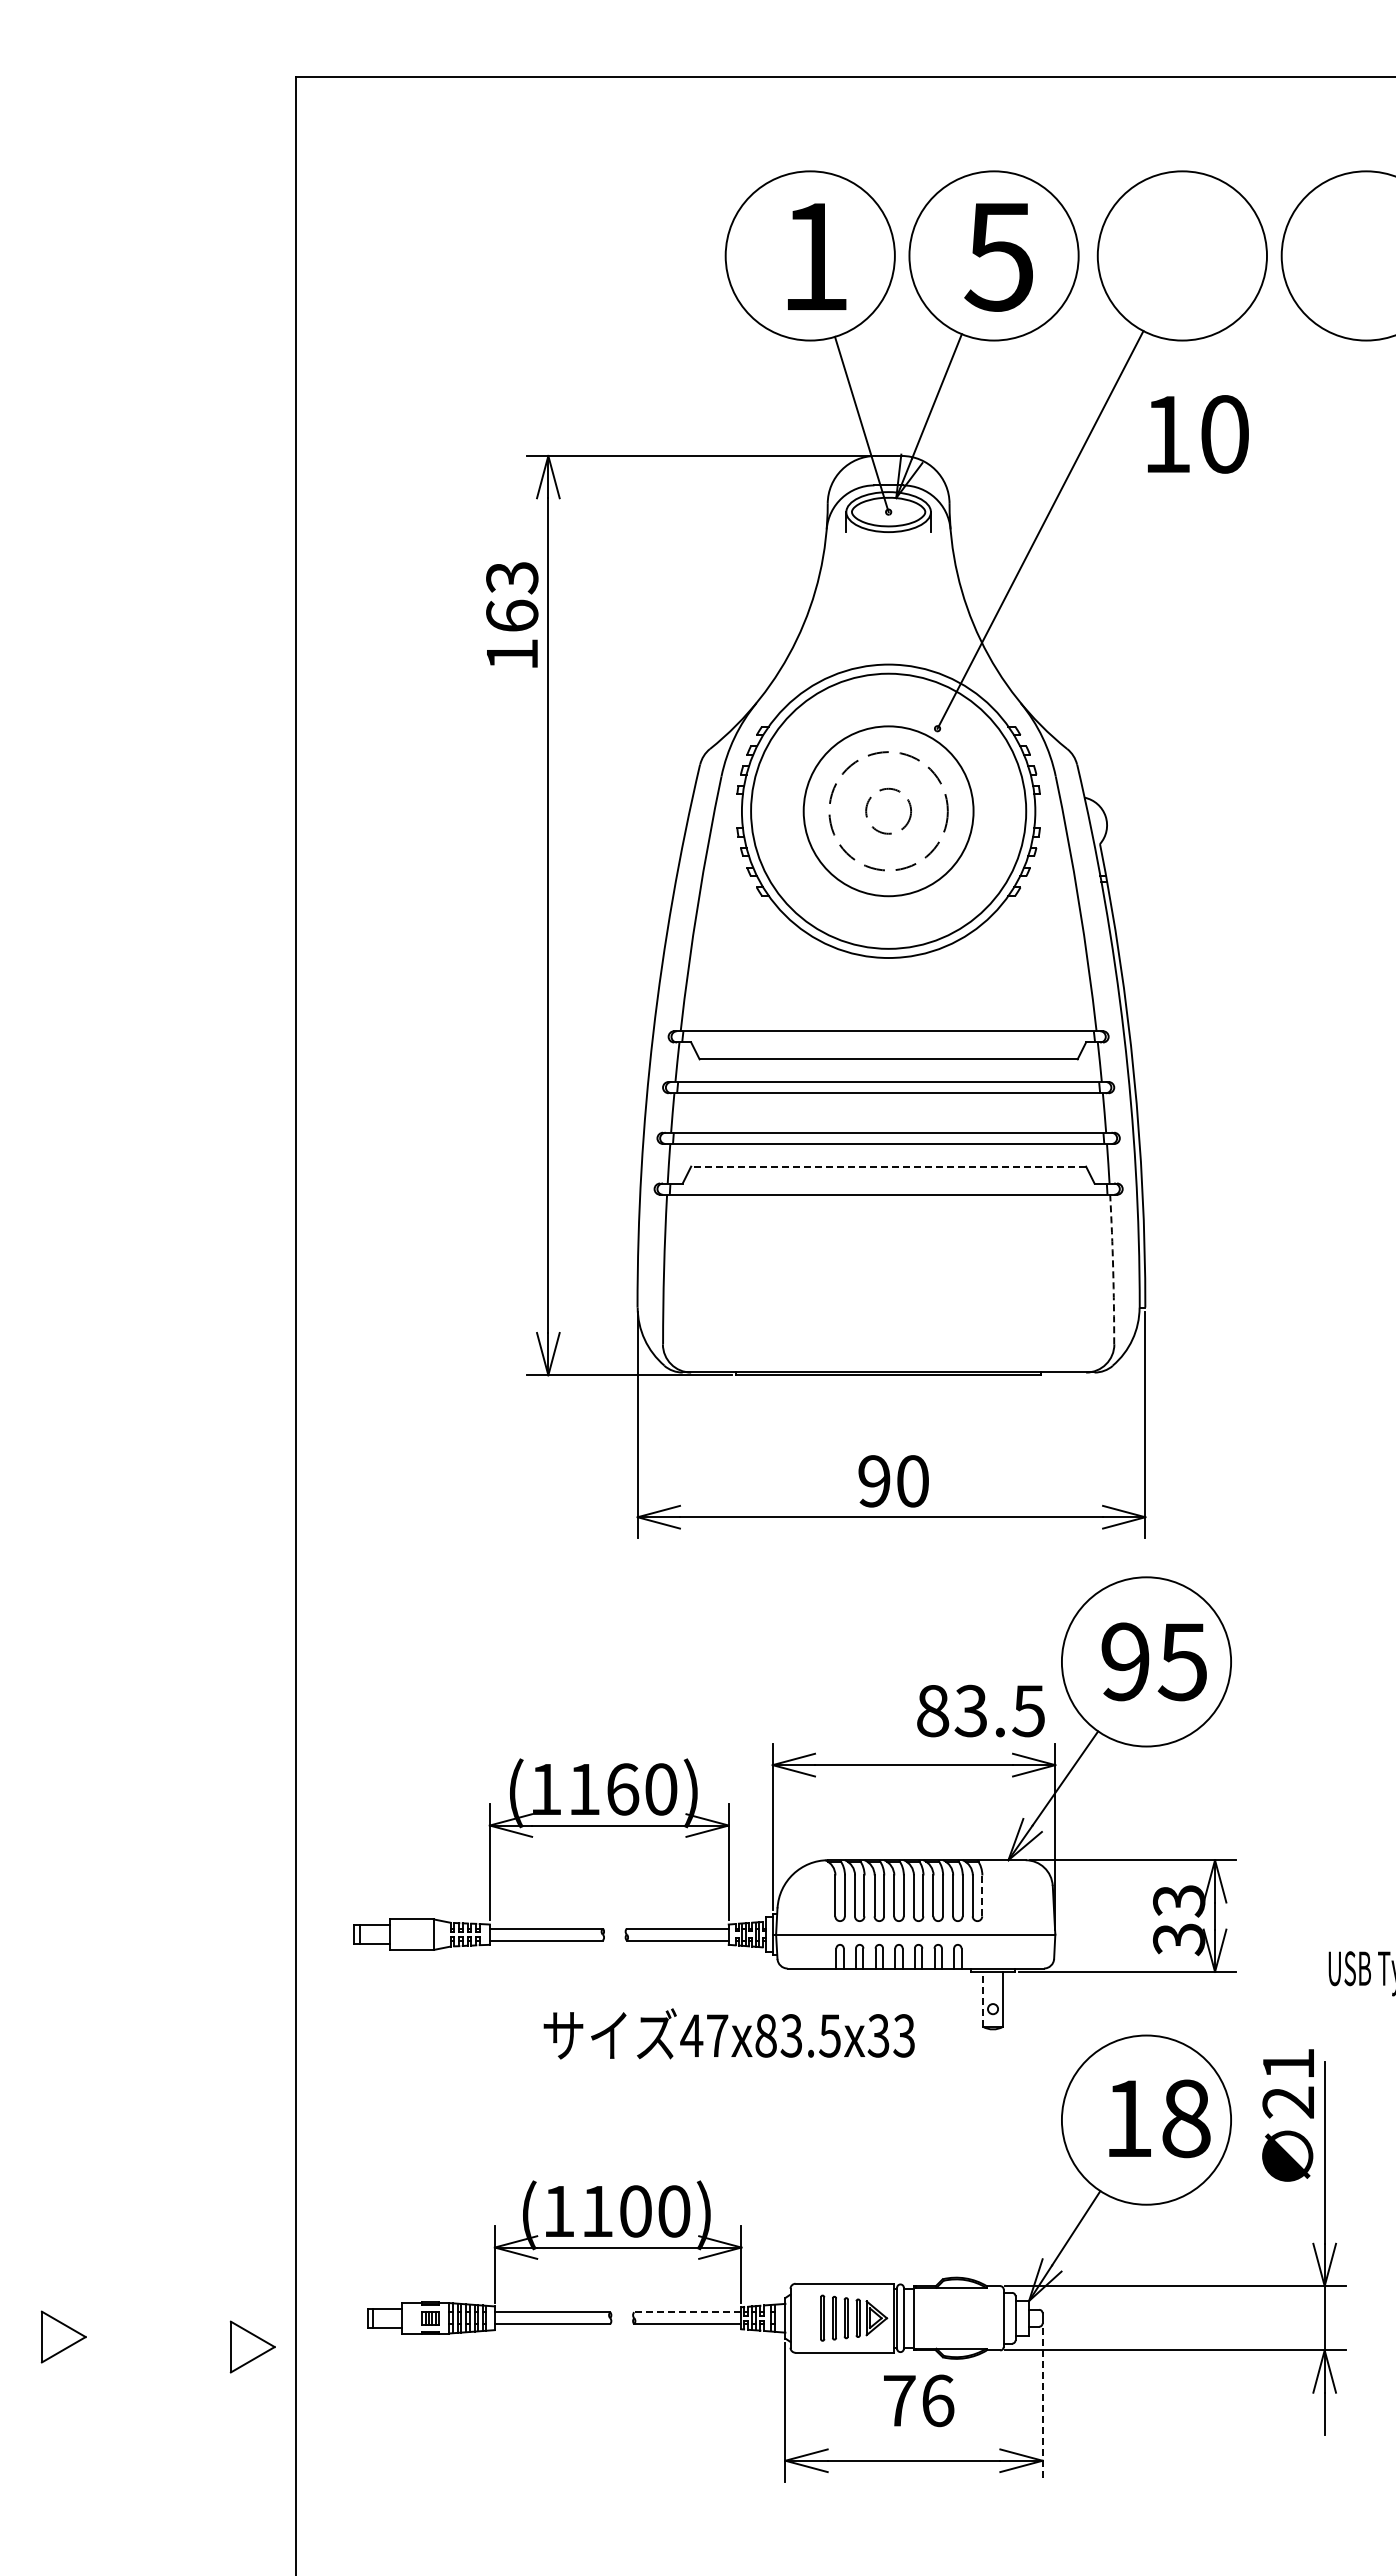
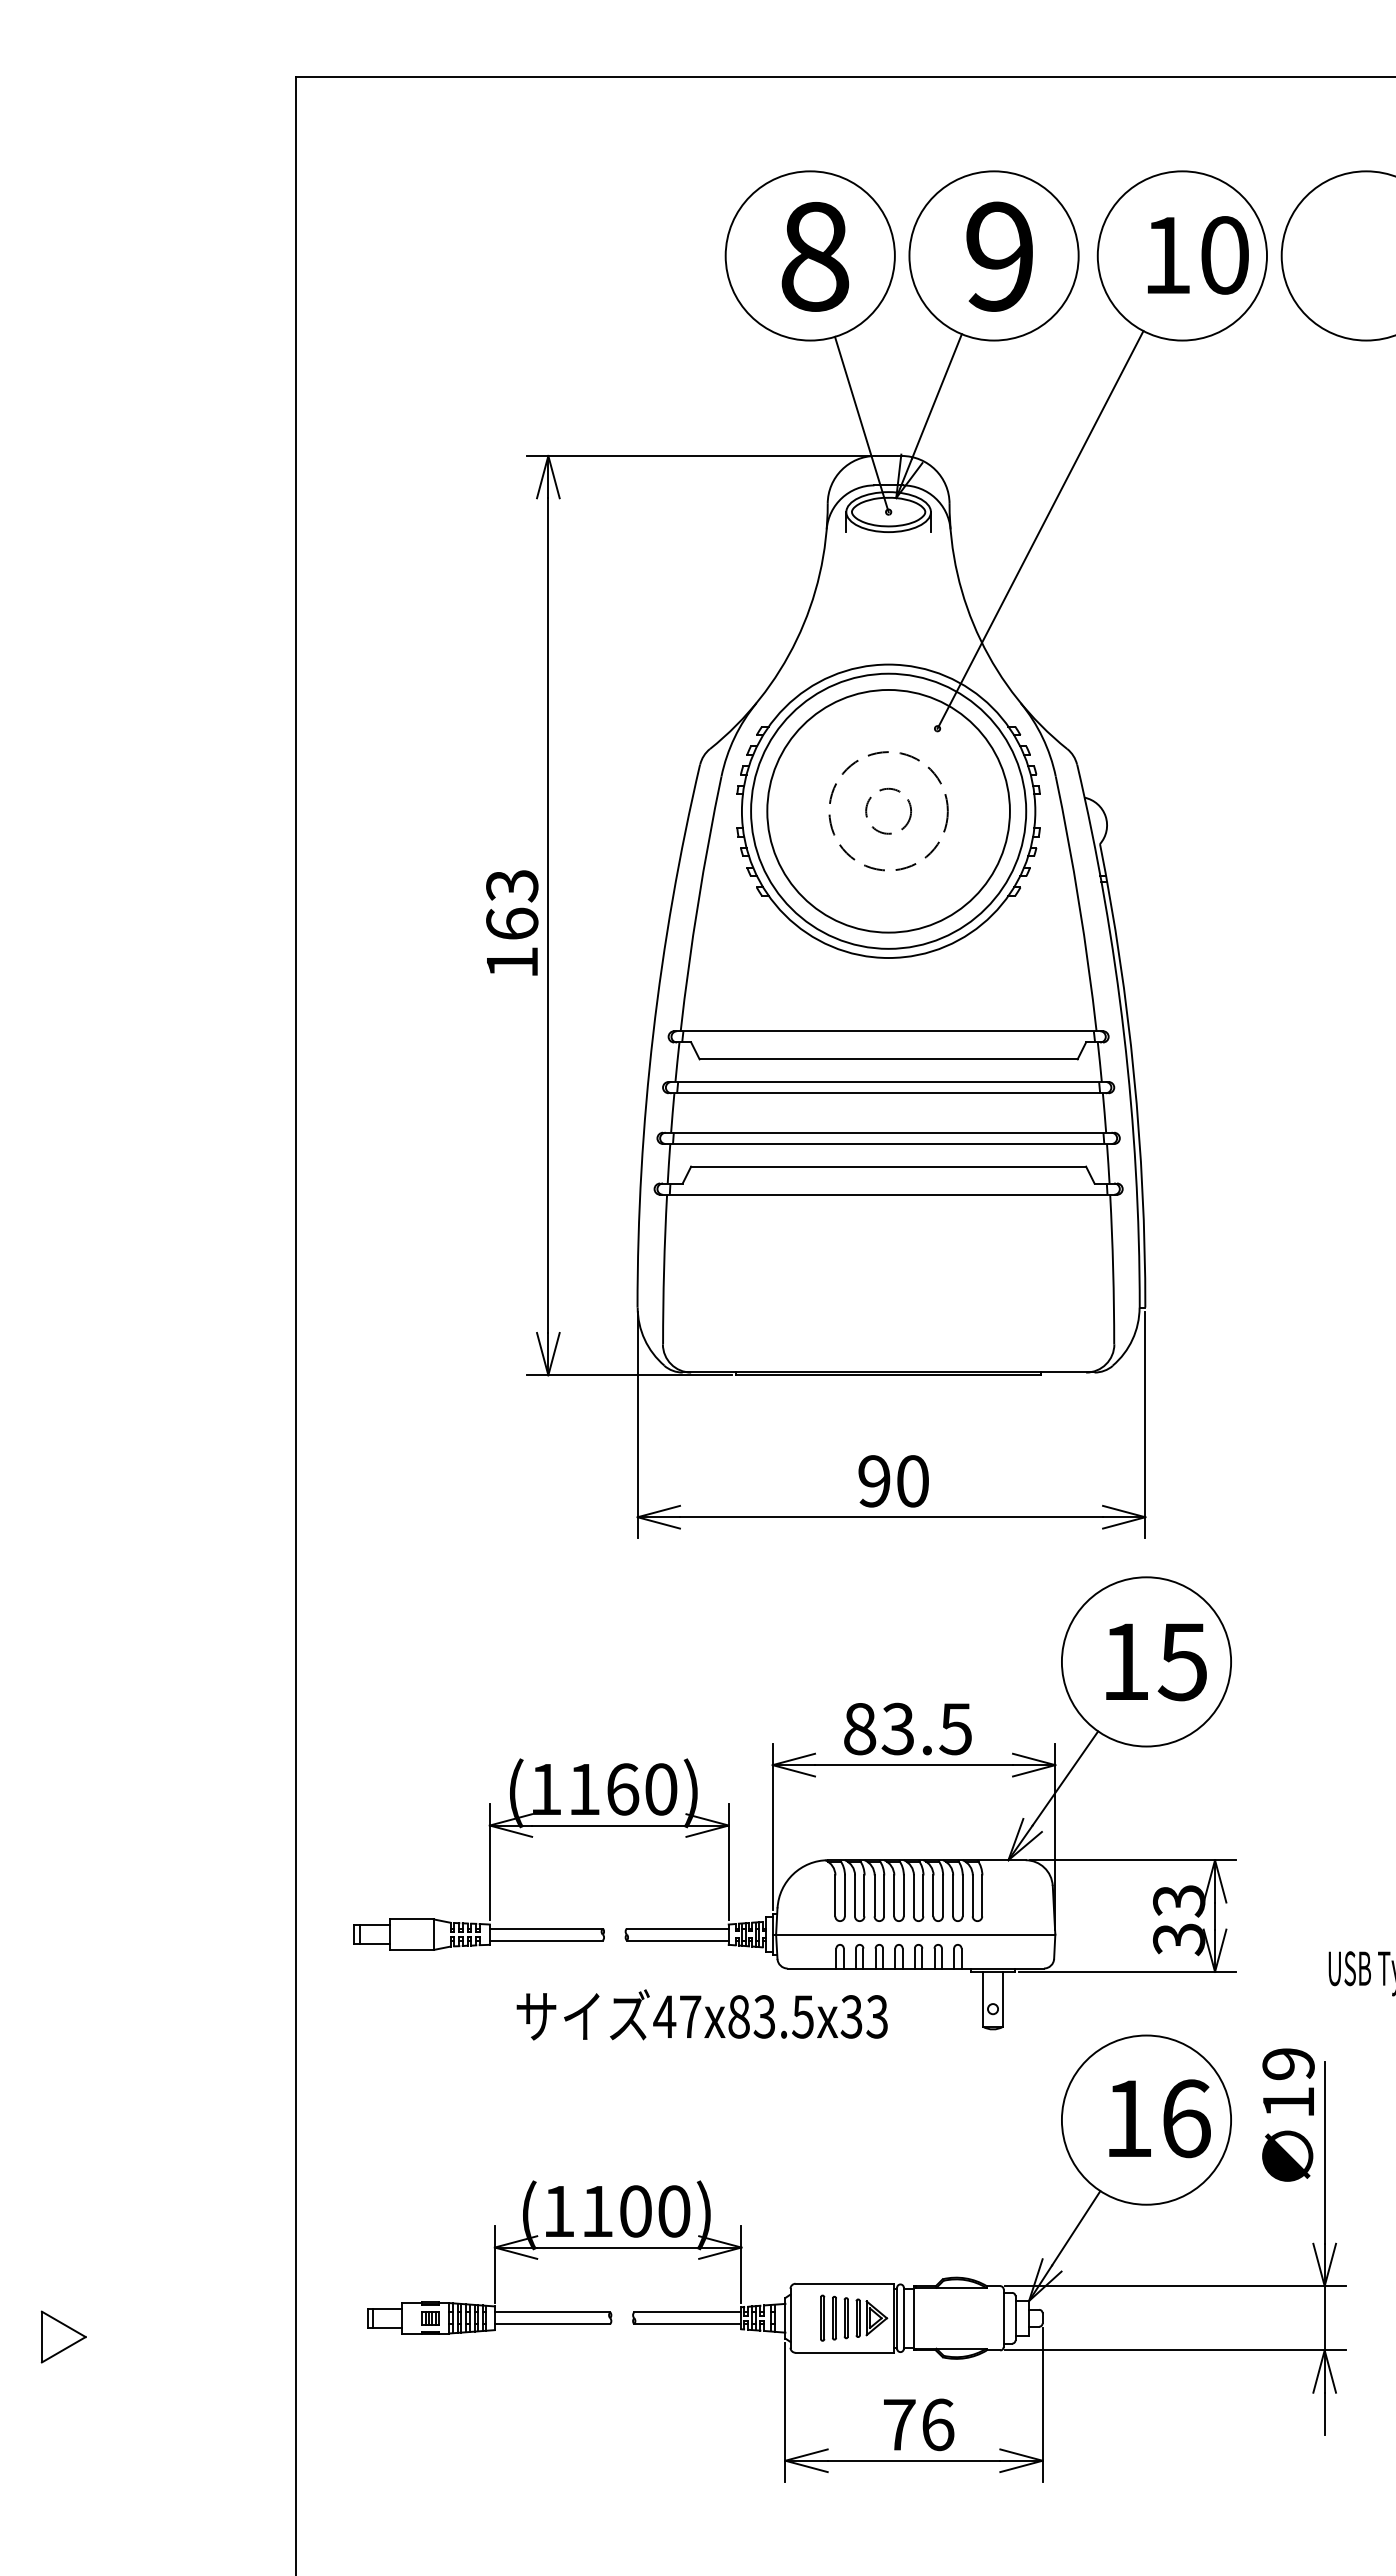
text: 1 -> 8 (815, 256)
text: 5 -> 9 (998, 256)
text position: (1198, 434) -> (1198, 255) (1198, 255)
text position: (512, 614) -> (512, 922) (512, 922)
circle diameter: 170 px -> 243 px (888, 810)
line: dashed -> solid (888, 1166)
arc: dashed -> solid (1113, 1269)
text: 95 -> 15 (1125, 1661)
text position: (980, 1710) -> (907, 1728) (907, 1728)
line: dashed -> solid (982, 1895)
line: dashed -> solid (982, 1998)
text position: (728, 2033) -> (701, 2014) (701, 2014)
text: 21 -> 19 (1288, 2083)
text: 18 -> 16 (1186, 2118)
line: dashed -> solid (687, 2312)
part: present -> none (252, 2346)
text position: (919, 2400) -> (919, 2424) (919, 2424)
line: dashed -> solid (1042, 2405)
